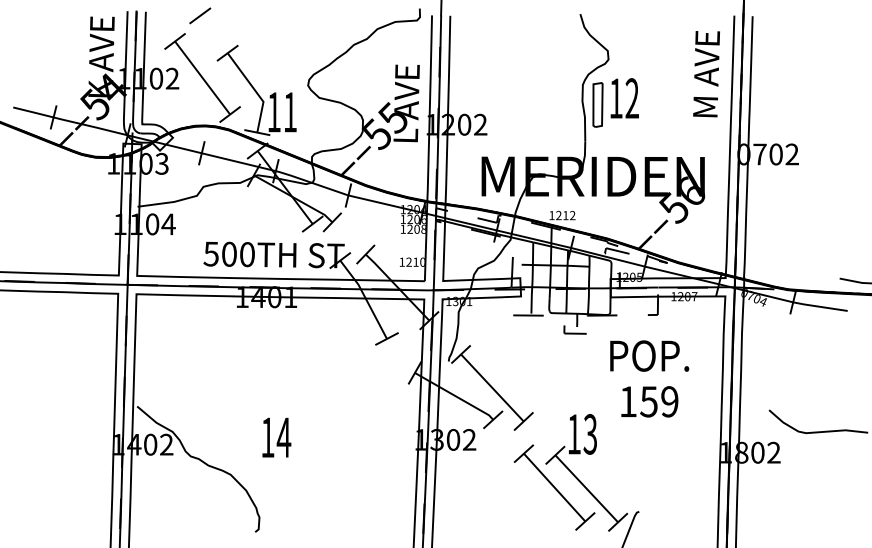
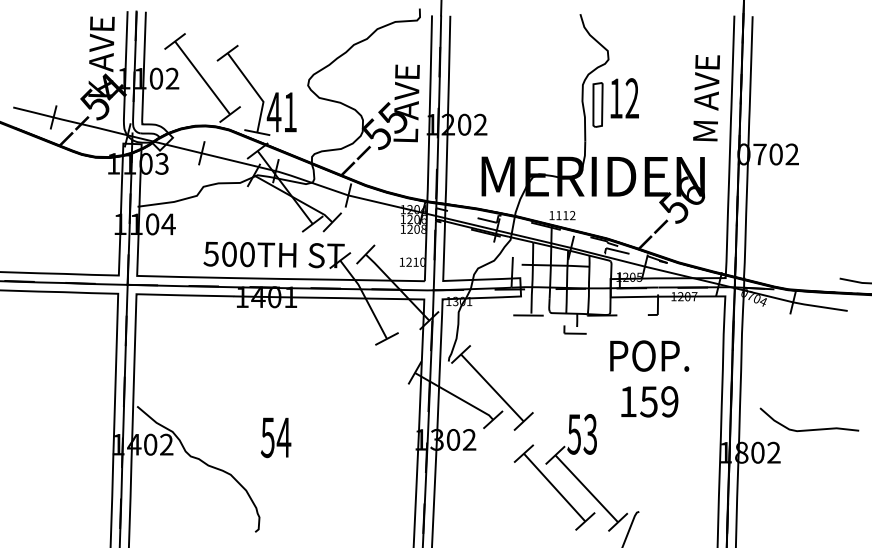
line: present -> none (200, 15)
text position: (706, 74) -> (706, 98) (706, 98)
text: 11 -> 41 (273, 112)
text: 1212 -> 1112 (558, 214)
curve position: (818, 431) -> (809, 429) (809, 429)
text: 13 -> 53 (573, 434)
text: 14 -> 54 (267, 437)
